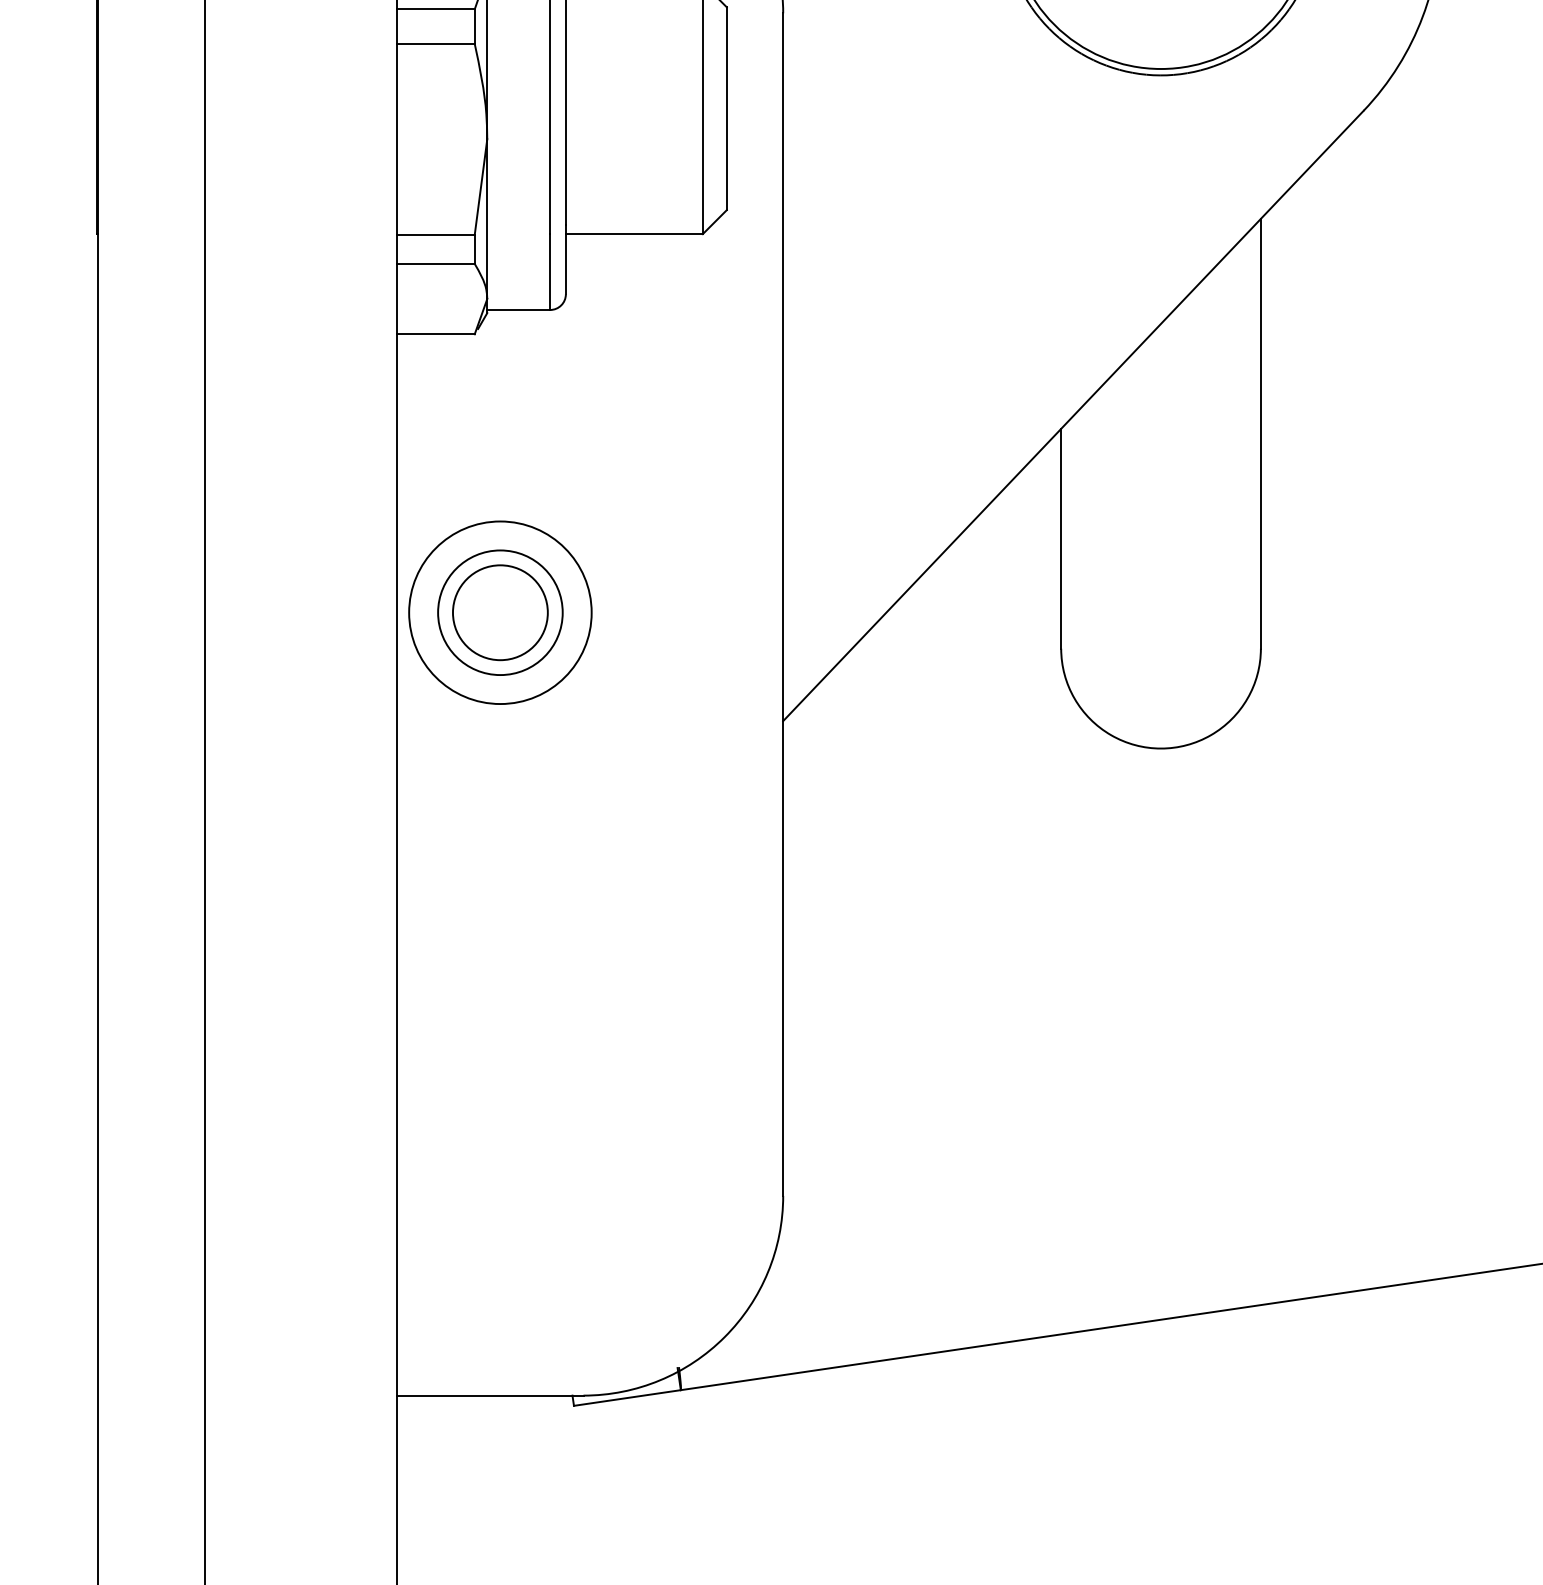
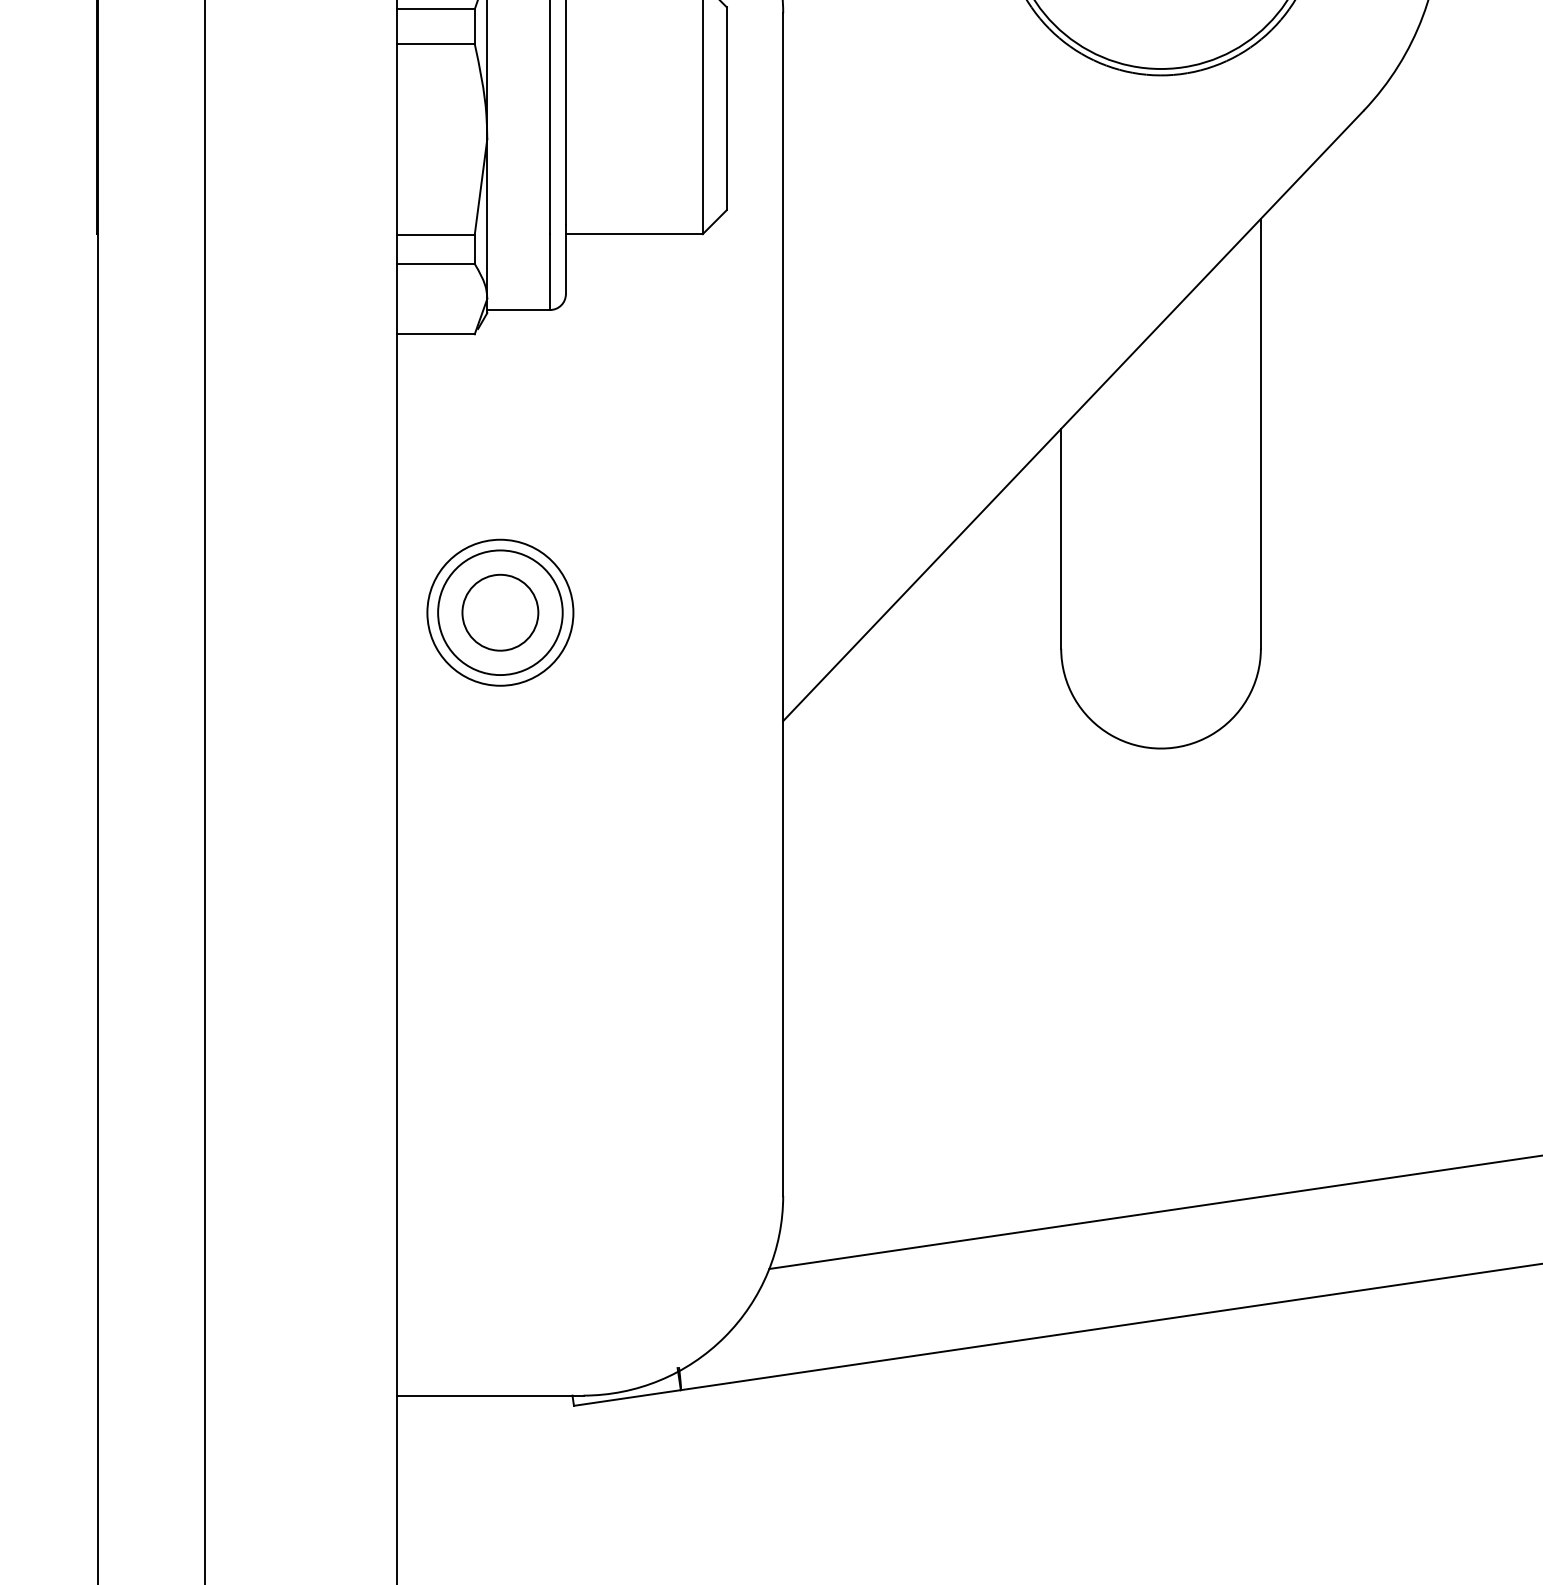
circle diameter: 95 px -> 76 px (500, 612)
circle diameter: 183 px -> 146 px (500, 612)
line: none -> present (1154, 1212)
